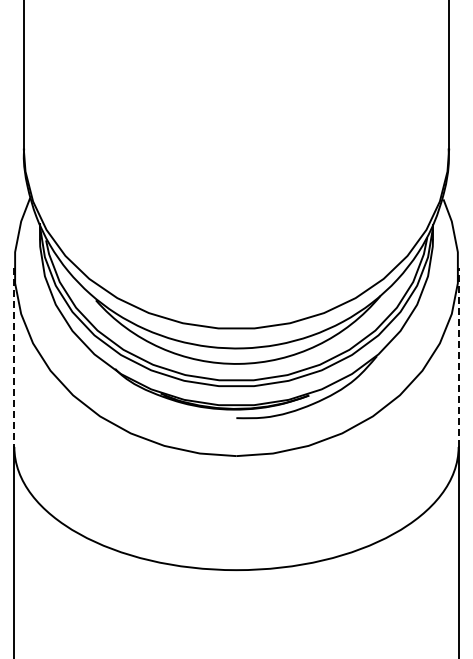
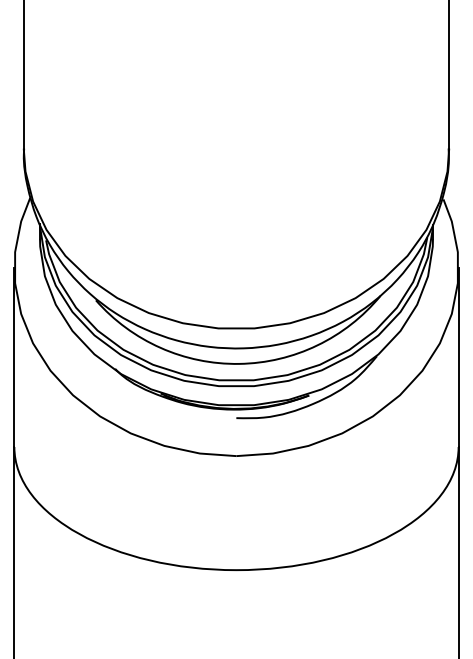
line: dashed -> solid (14, 357)
line: dashed -> solid (458, 357)
